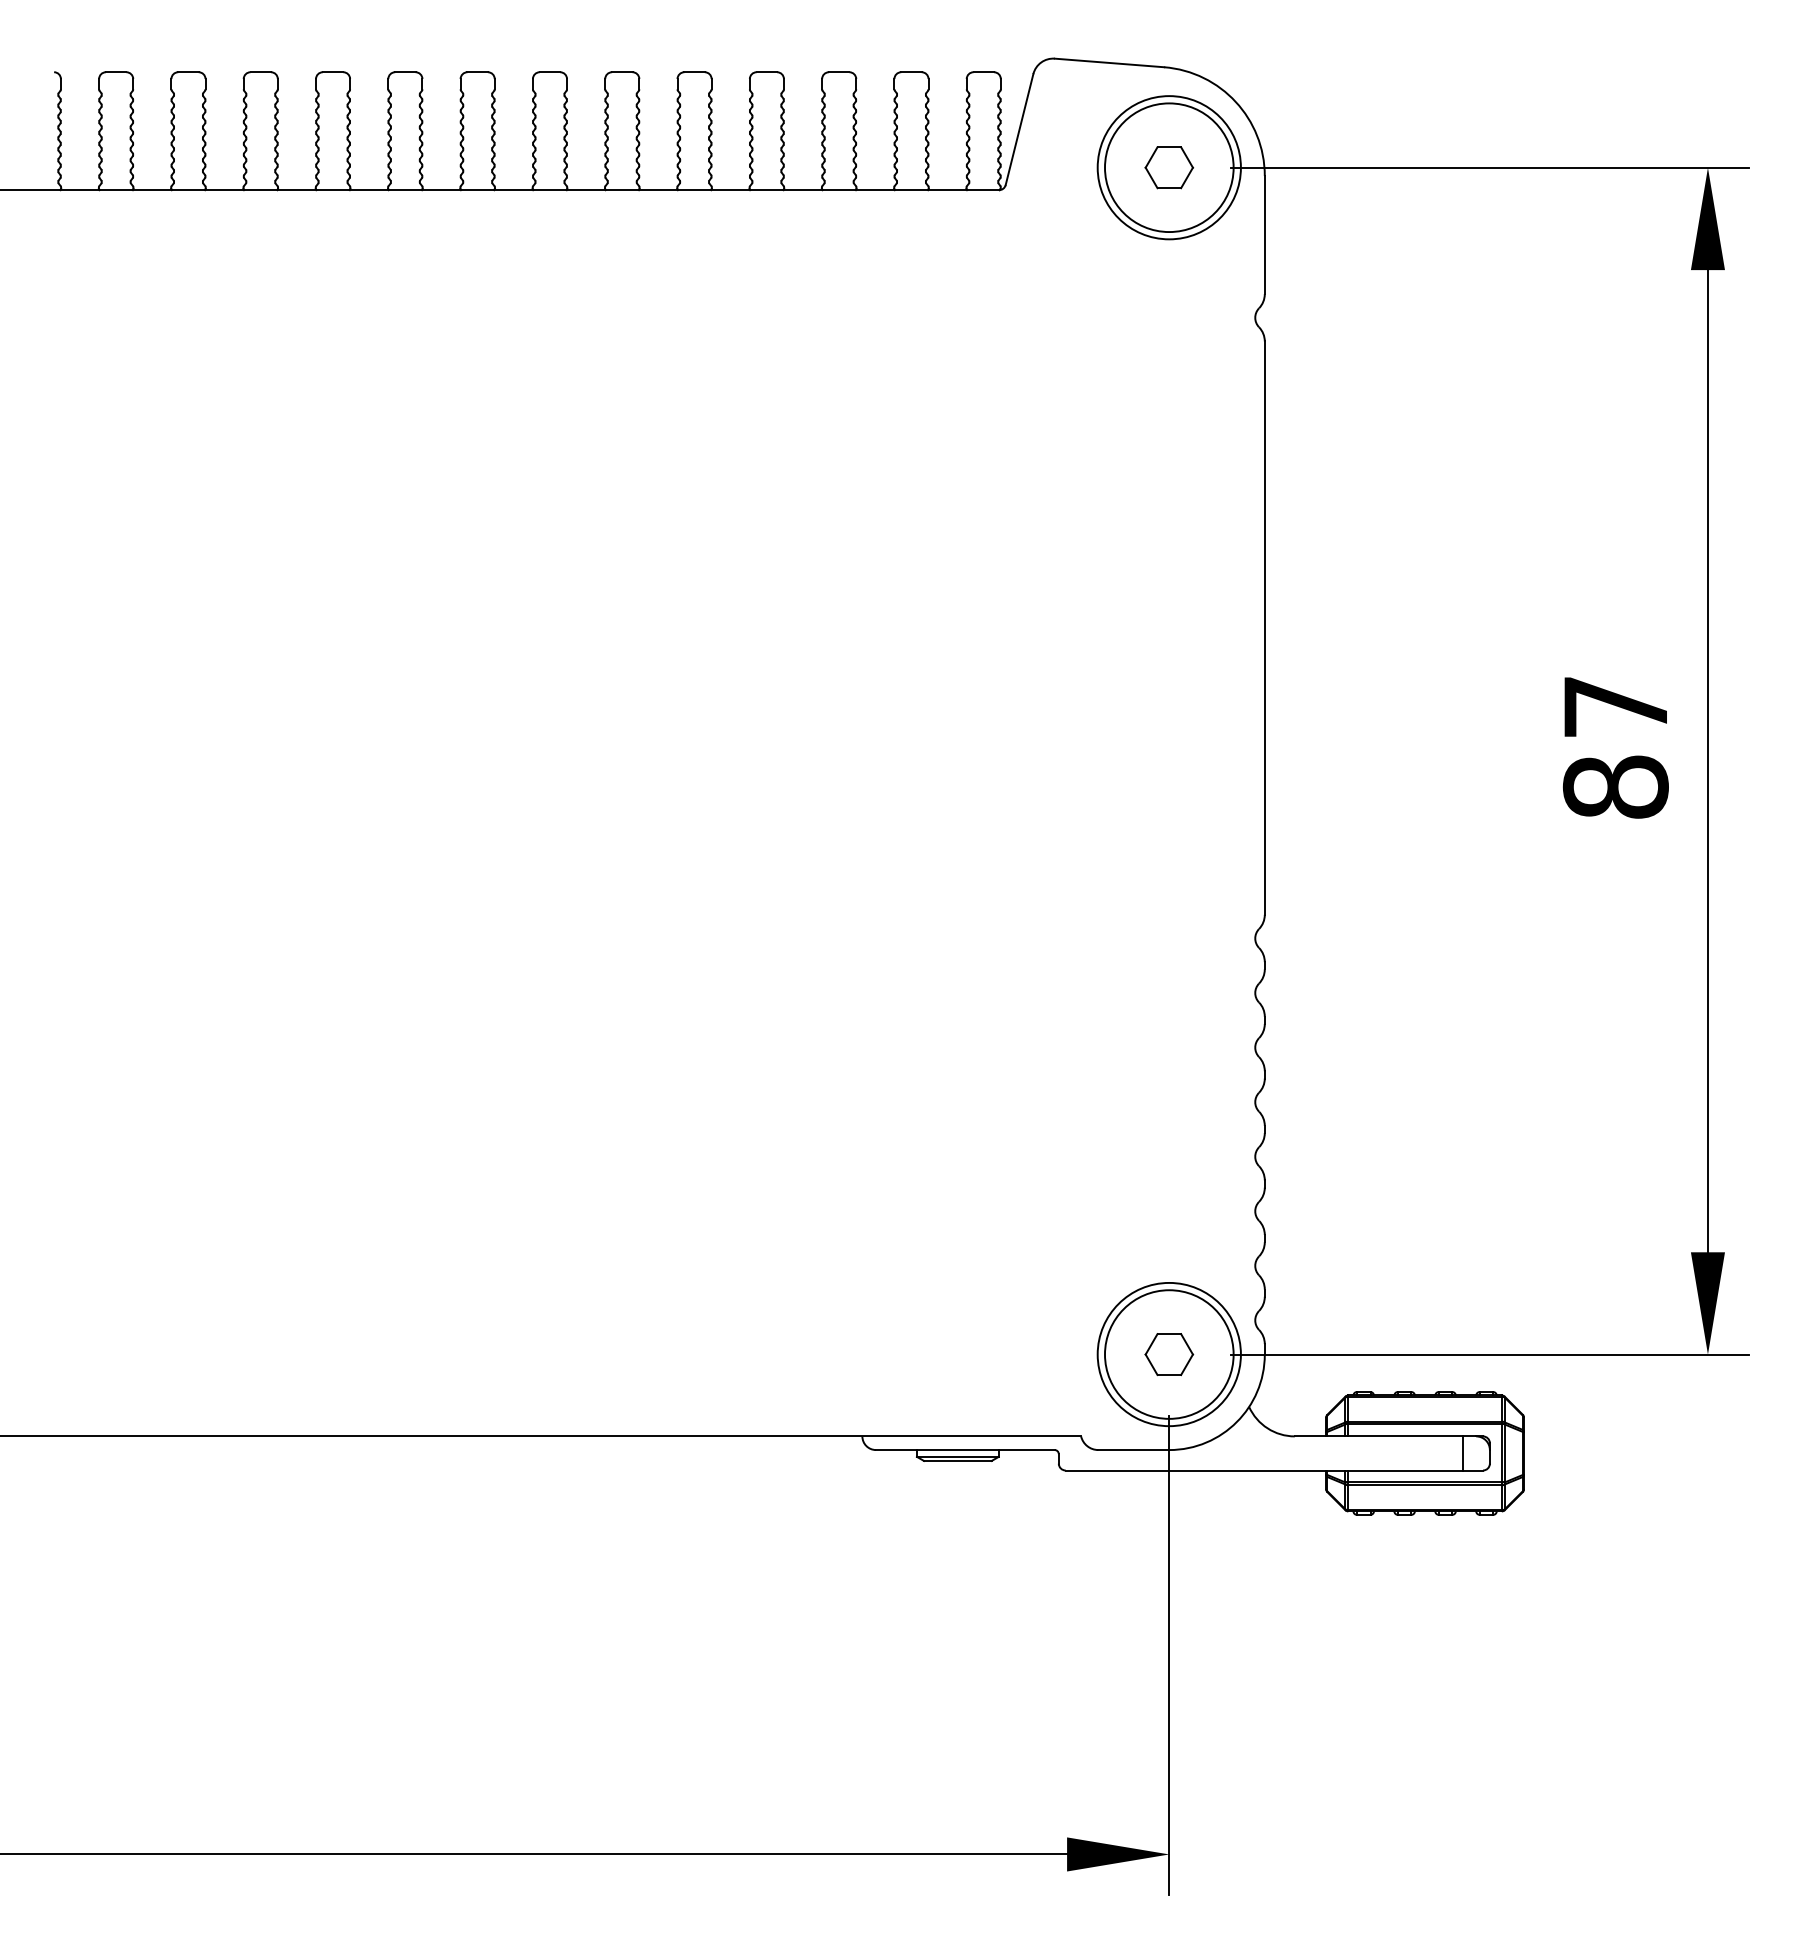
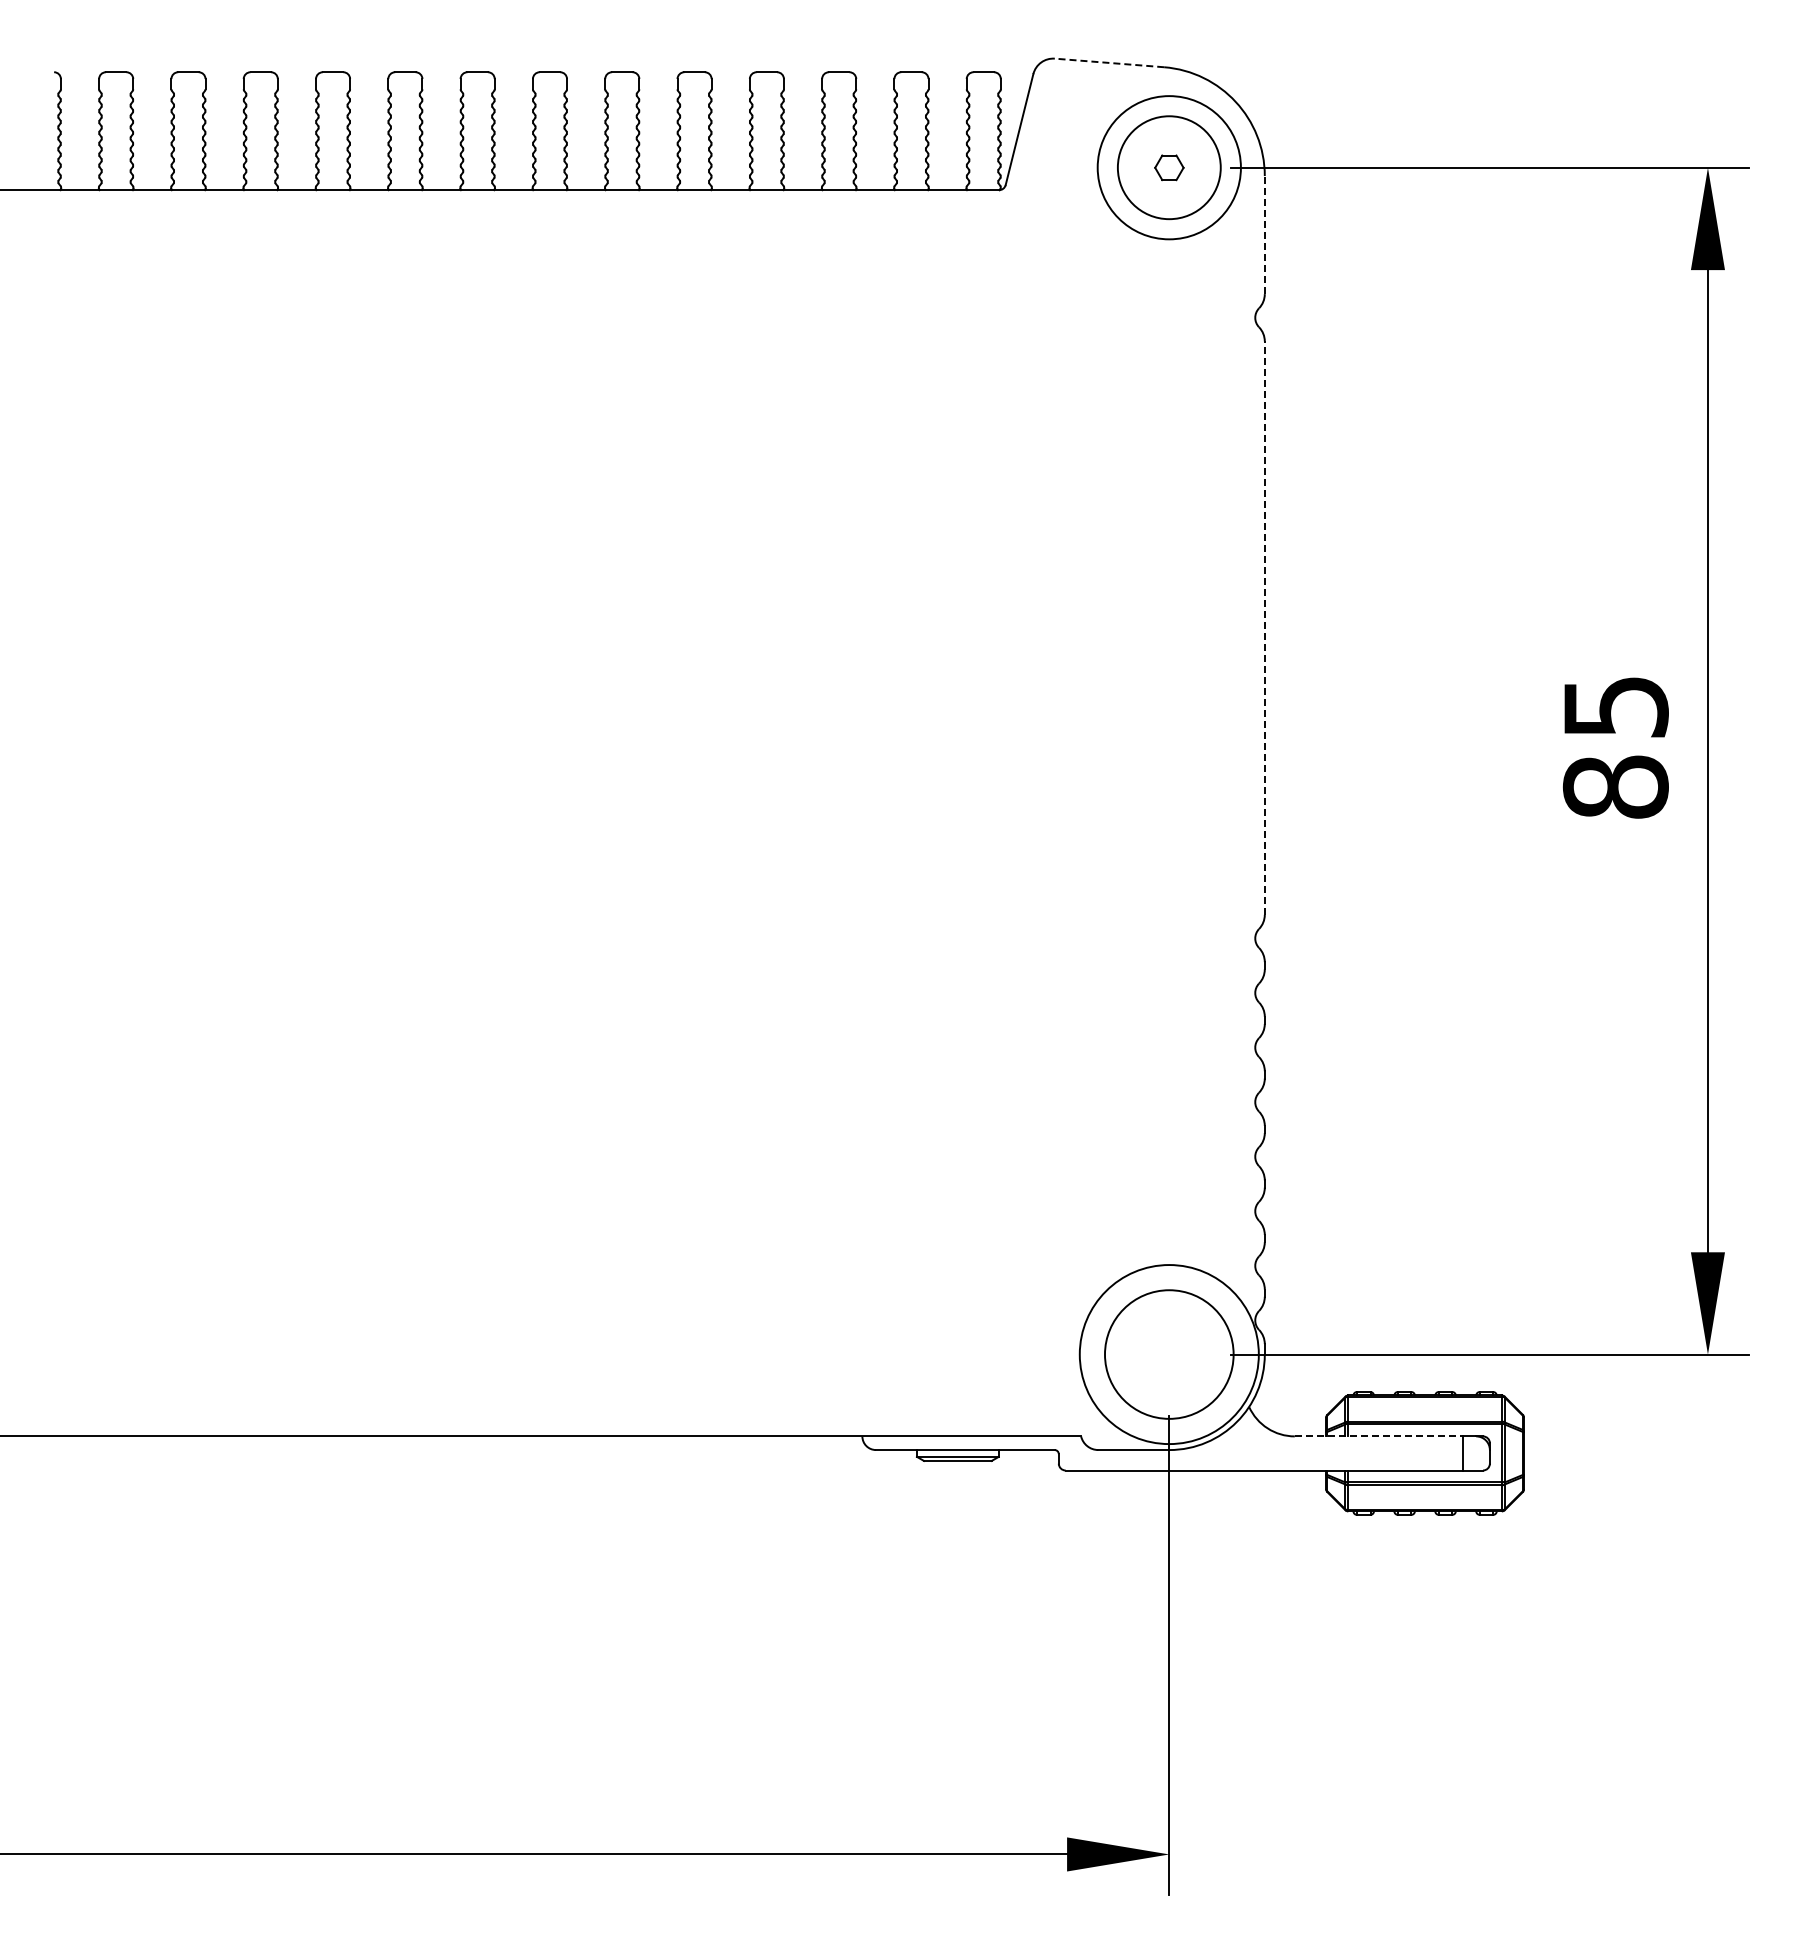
line: solid -> dashed (1109, 62)
circle diameter: 129 px -> 103 px (1168, 167)
part size: 51x44 px -> 31x28 px (1169, 167)
line: solid -> dashed (1264, 234)
line: solid -> dashed (1264, 628)
text: 87 -> 85 (1616, 707)
circle diameter: 143 px -> 179 px (1168, 1354)
part: present -> none (1169, 1354)
line: solid -> dashed (1378, 1436)
